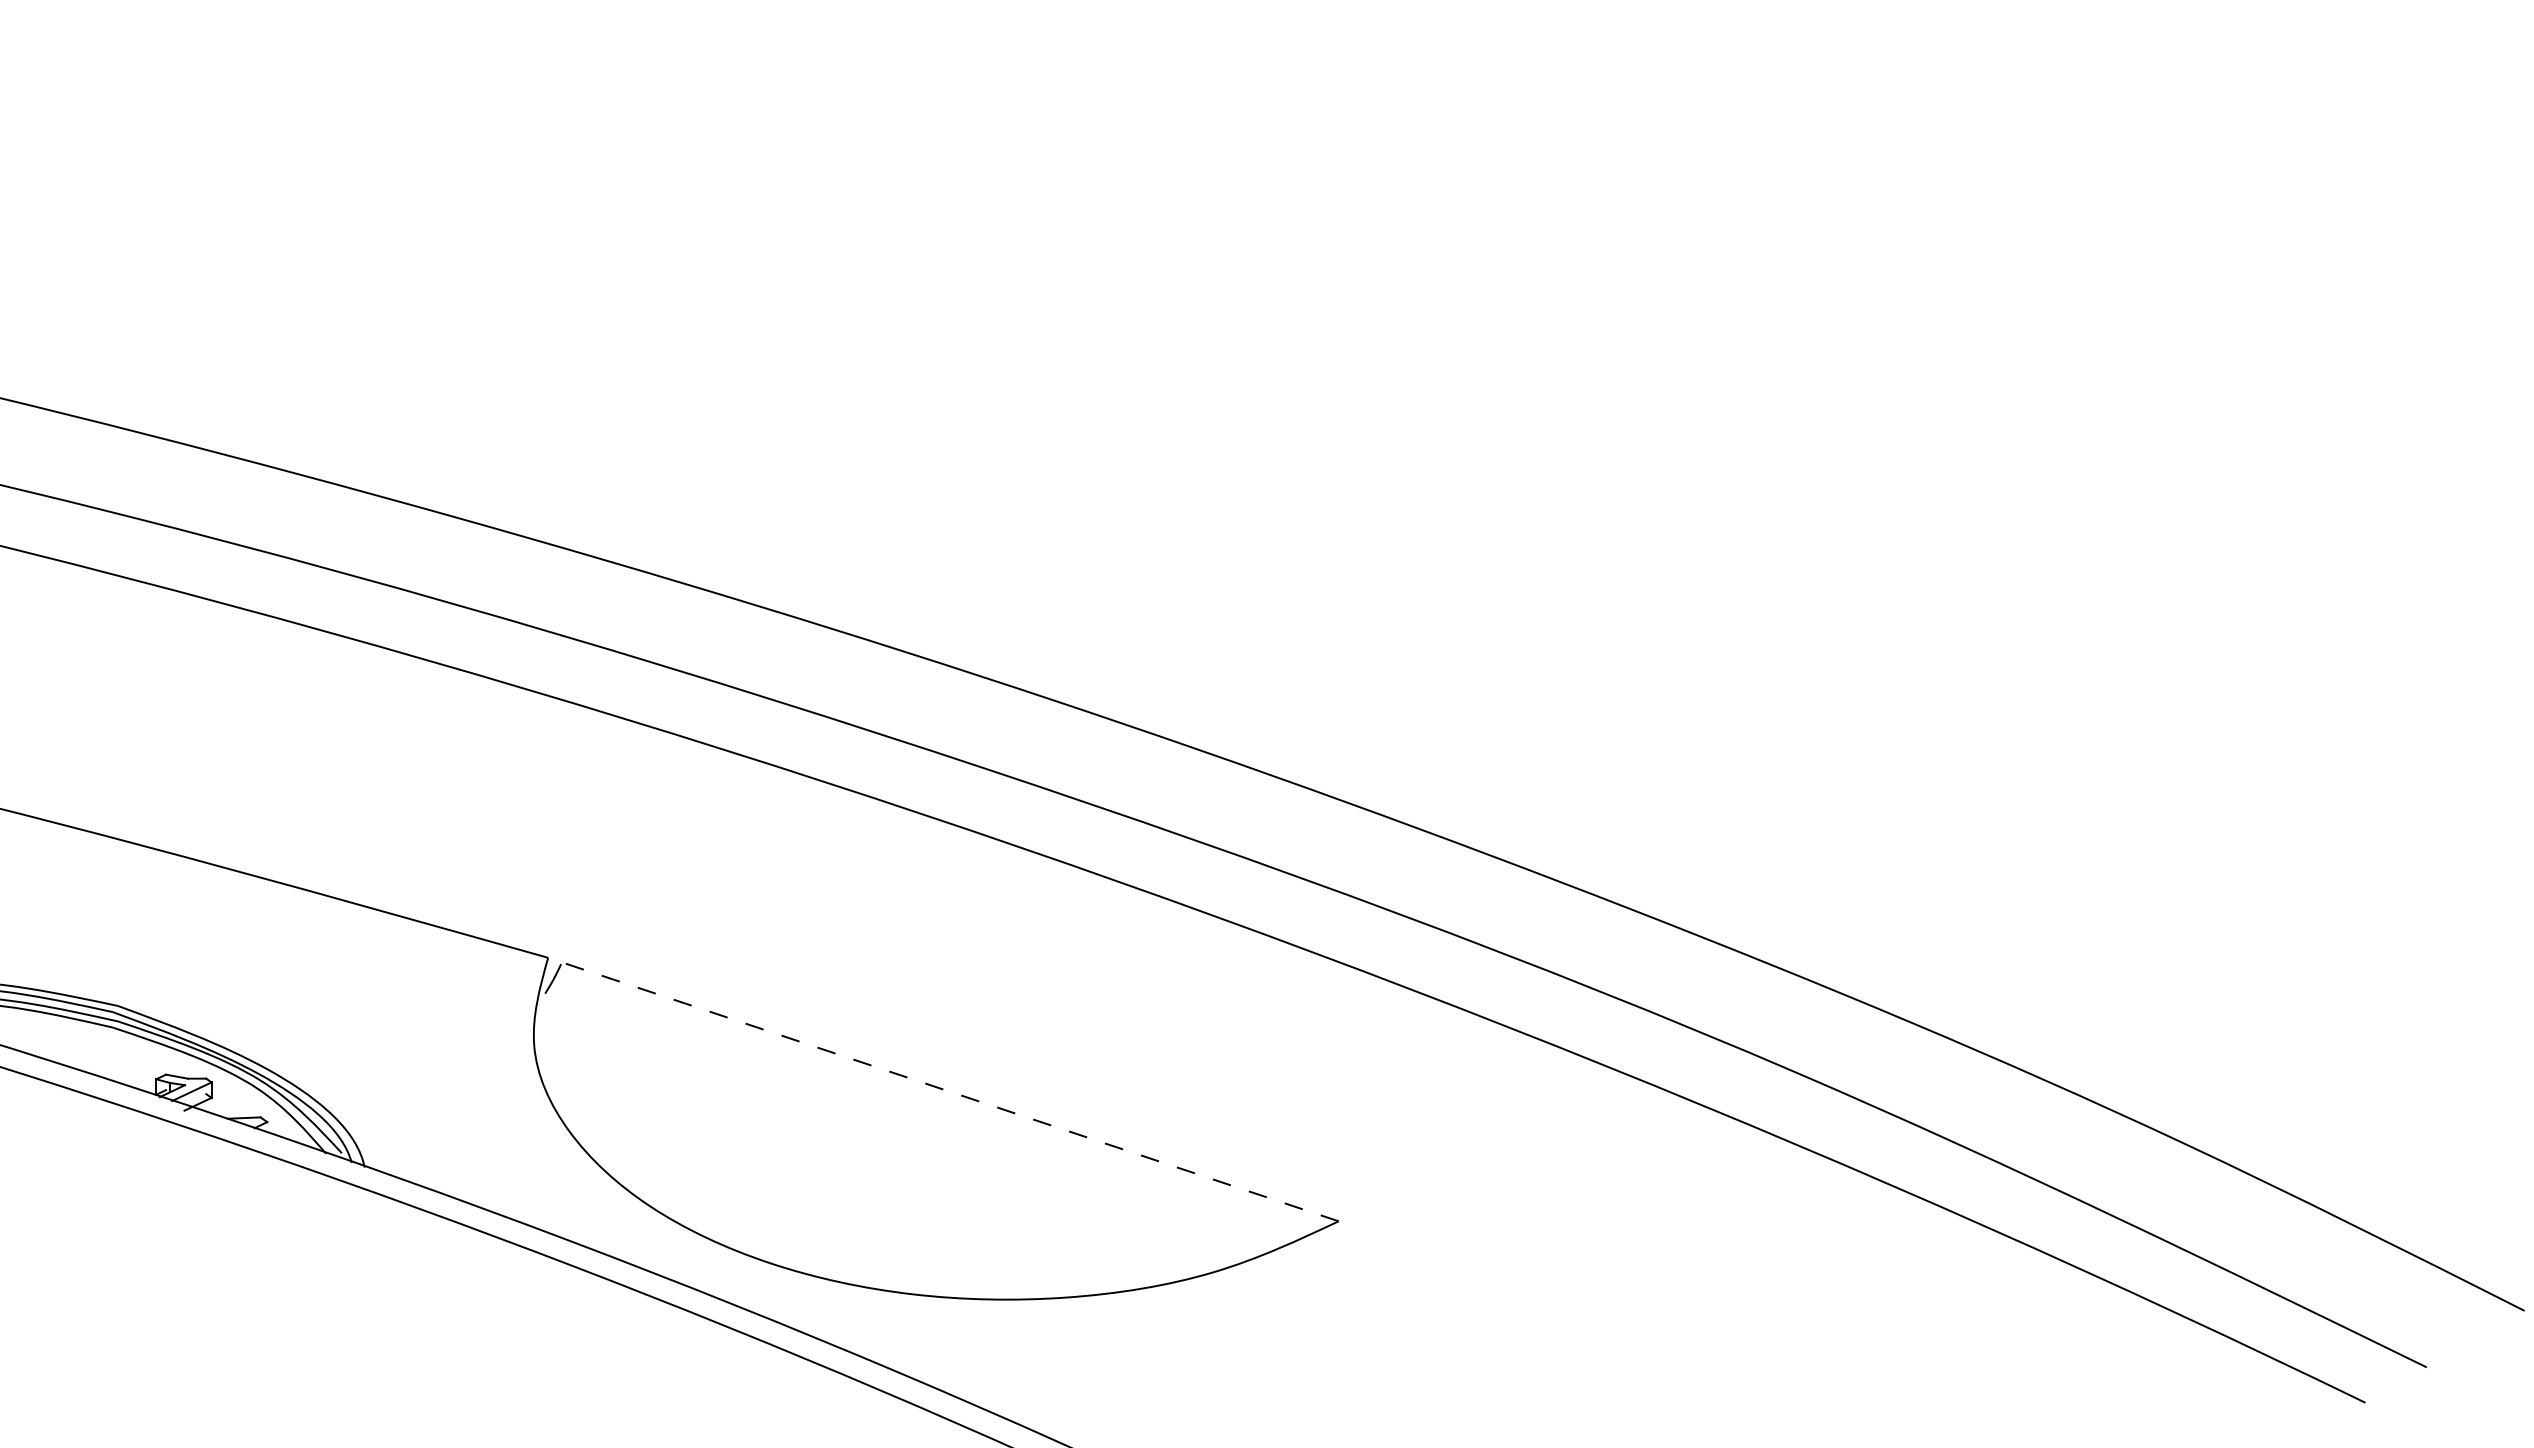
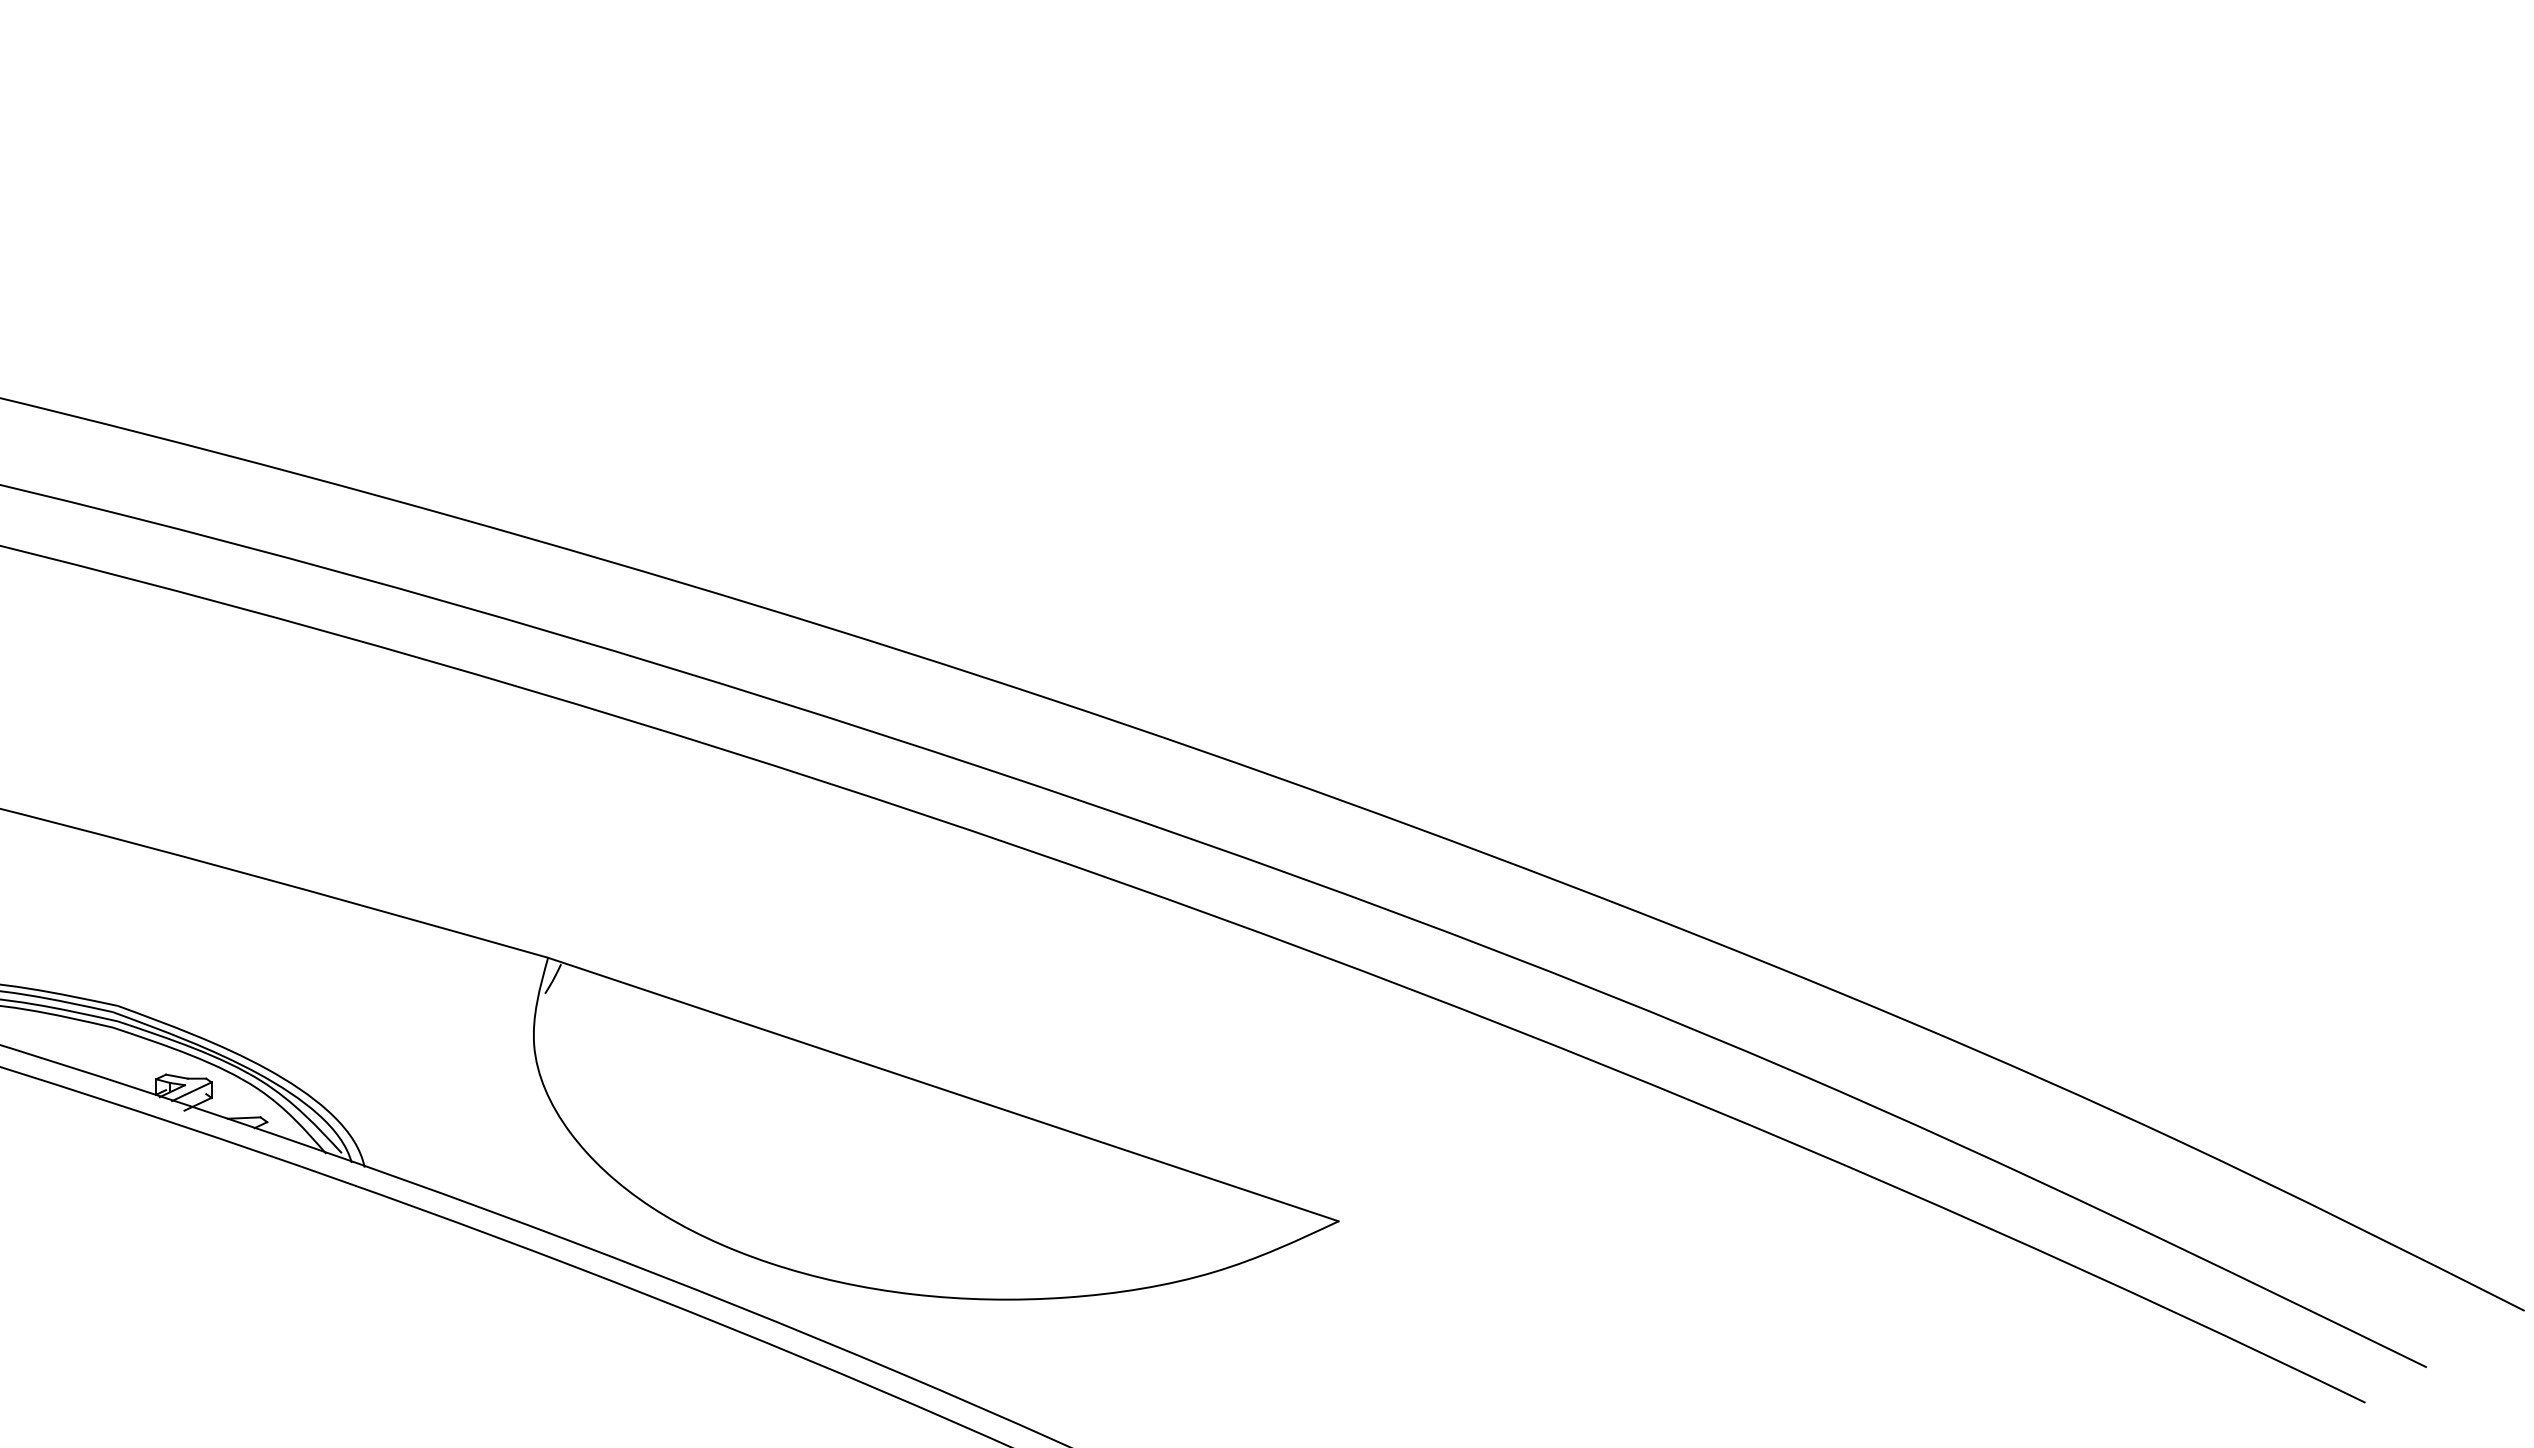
line: dashed -> solid (943, 1089)
